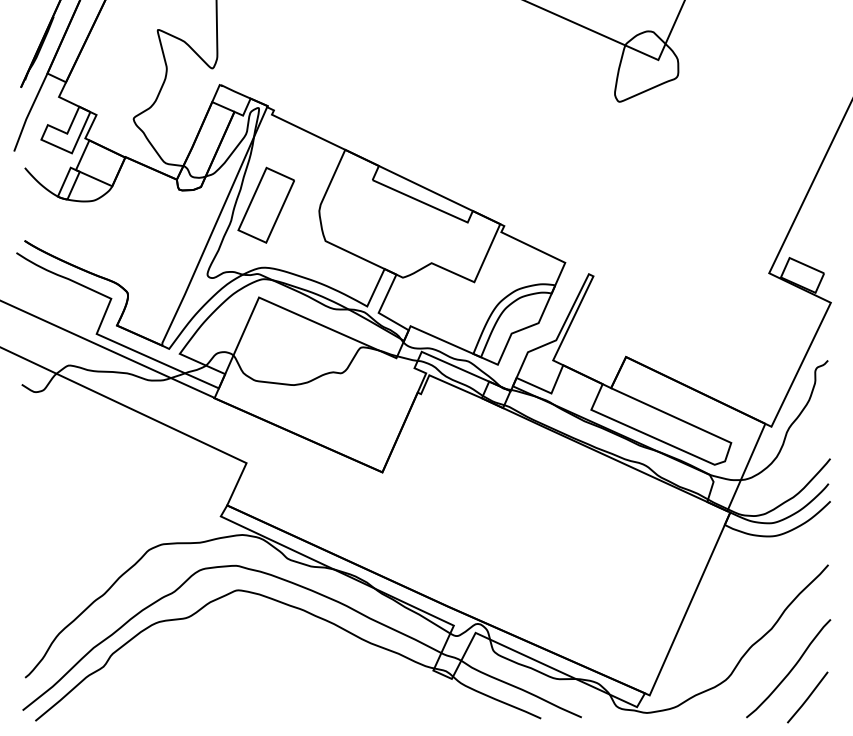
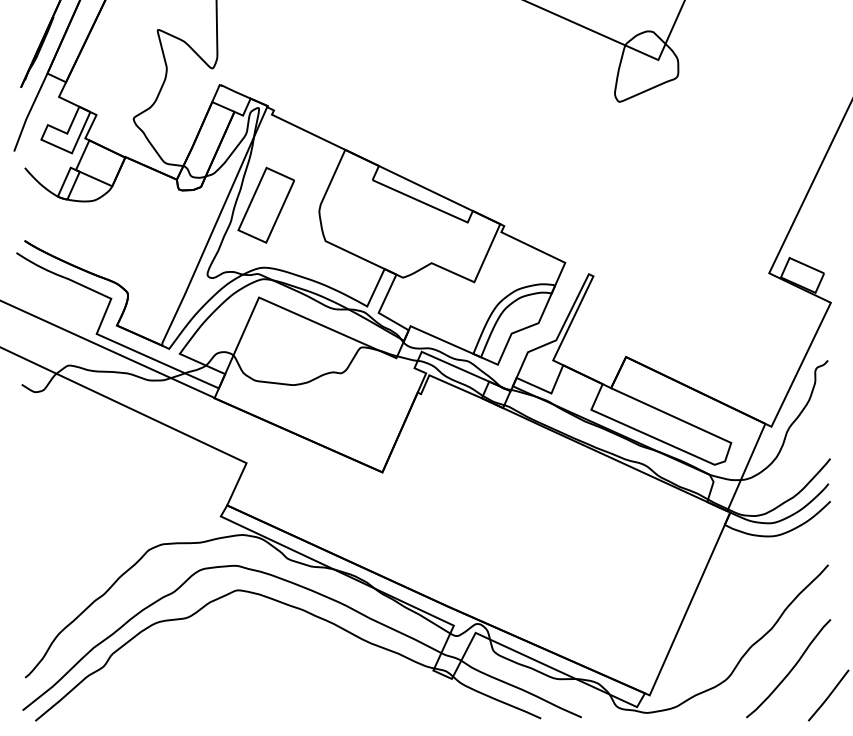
line position: (807, 697) -> (828, 695) (828, 695)
